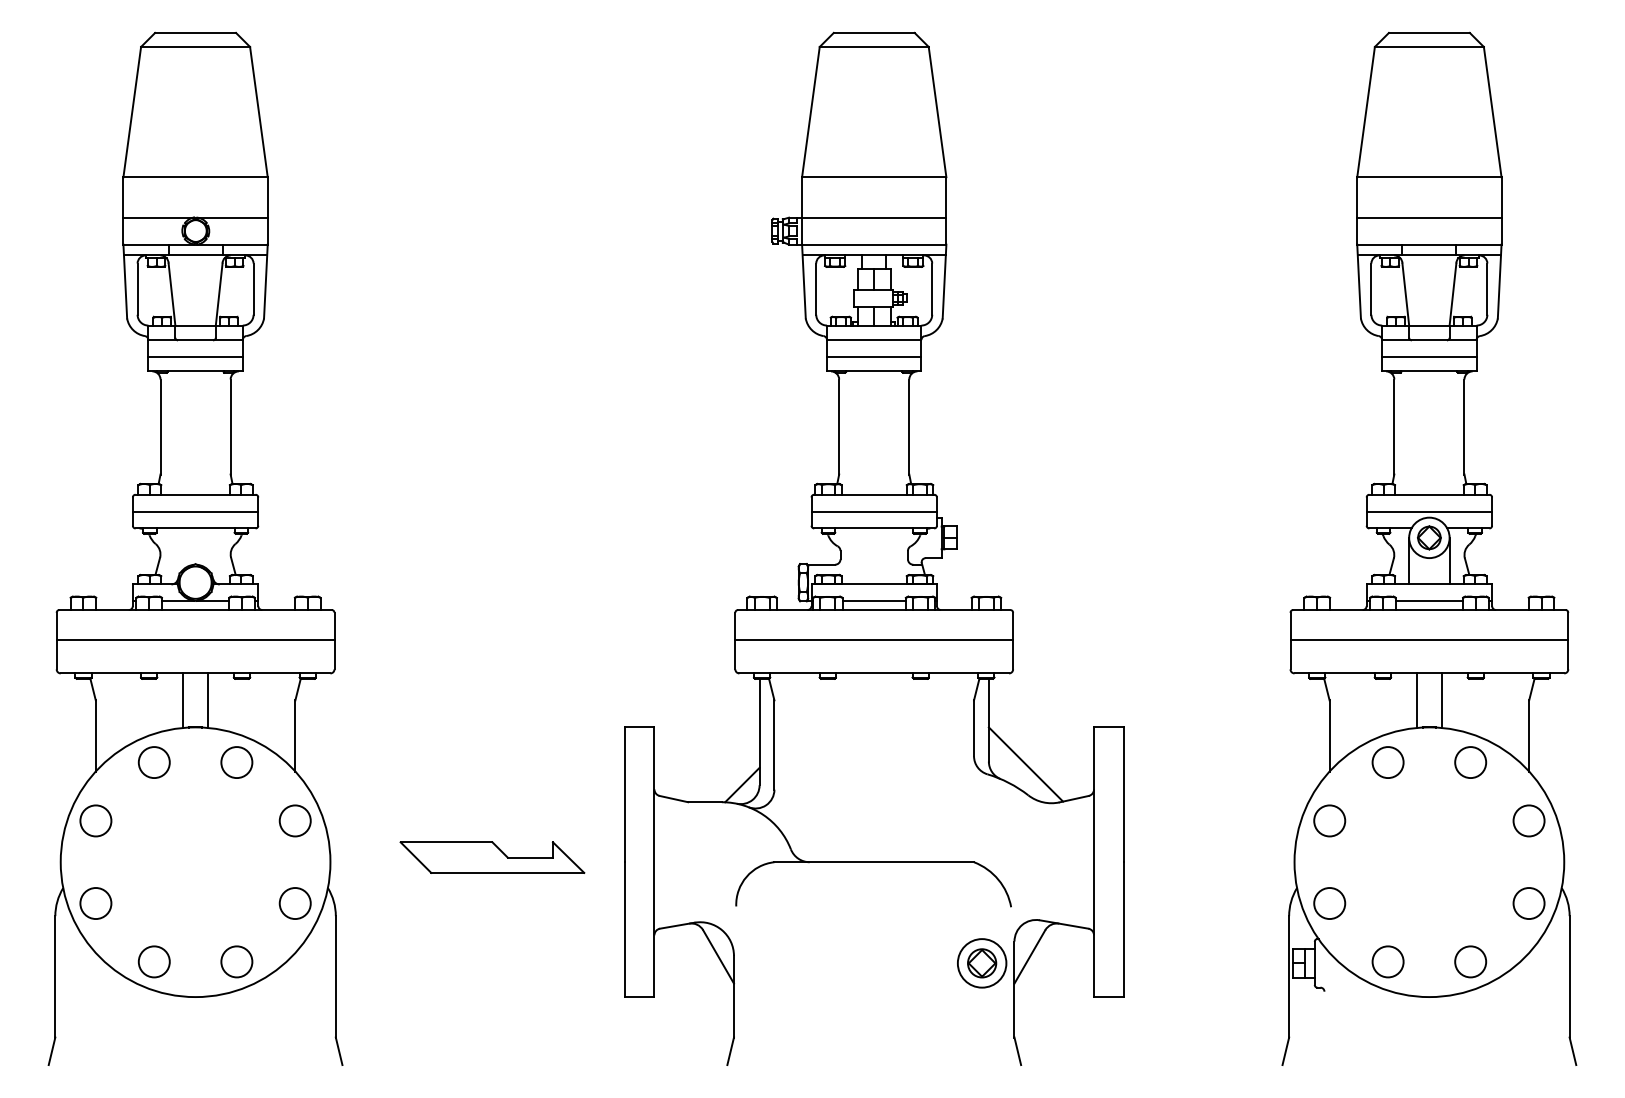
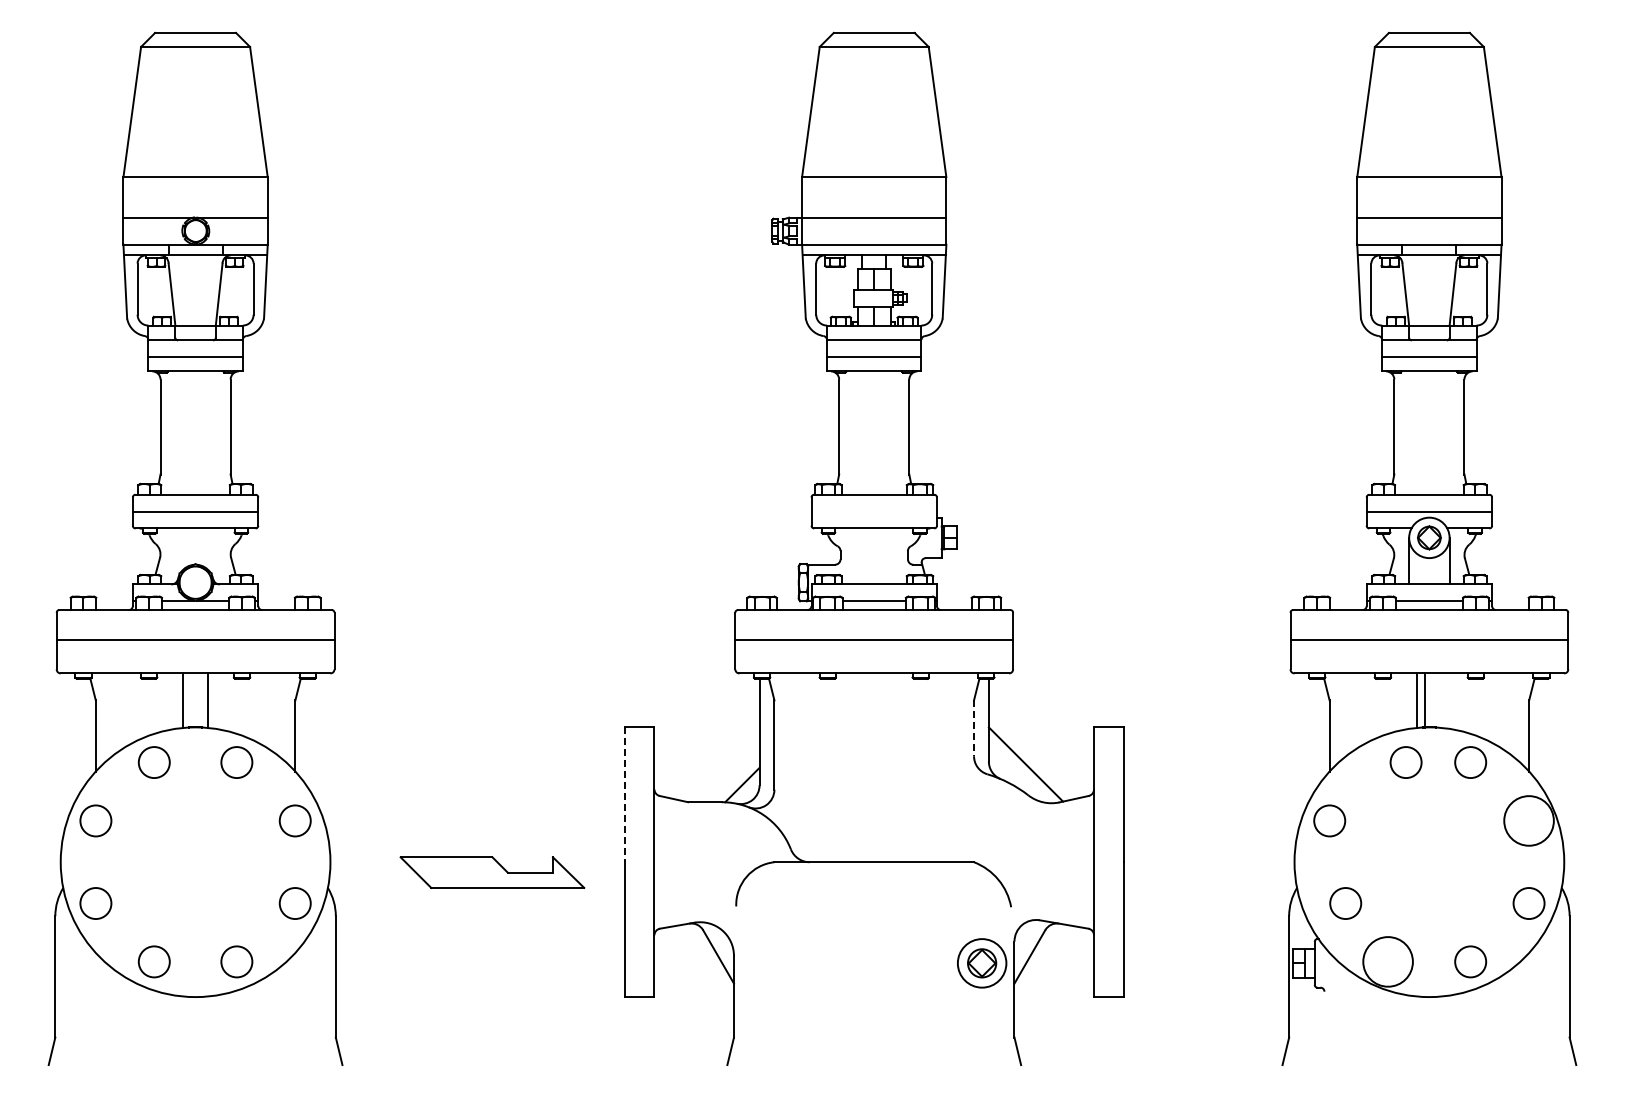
line: present -> none (873, 512)
line position: (1441, 700) -> (1424, 700) (1424, 700)
line: solid -> dashed (974, 728)
circle position: (1387, 762) -> (1405, 762) (1405, 762)
line: solid -> dashed (624, 795)
circle diameter: 31 px -> 50 px (1528, 820)
part position: (492, 857) -> (492, 872) (492, 872)
circle position: (1329, 903) -> (1345, 903) (1345, 903)
circle diameter: 31 px -> 50 px (1387, 961)
